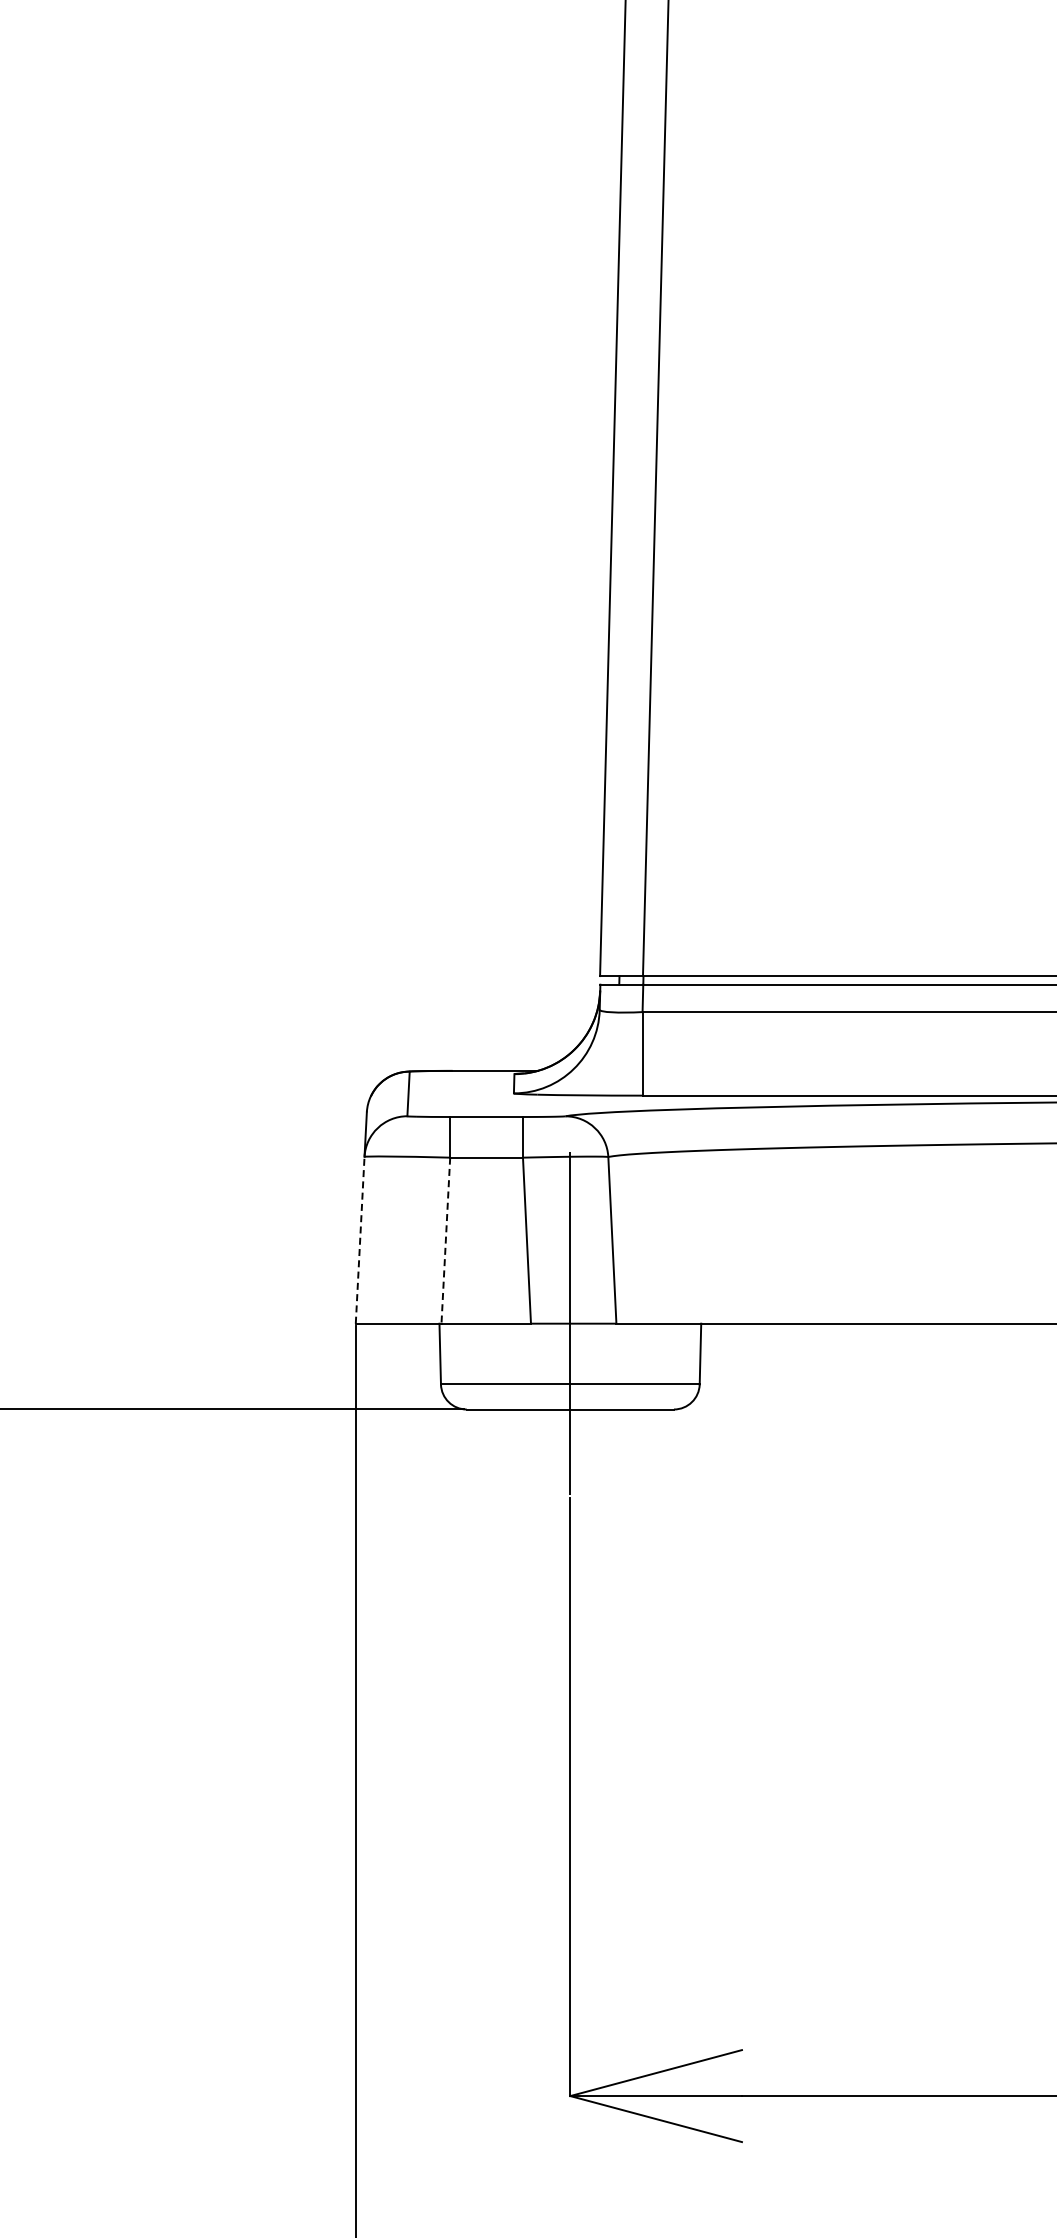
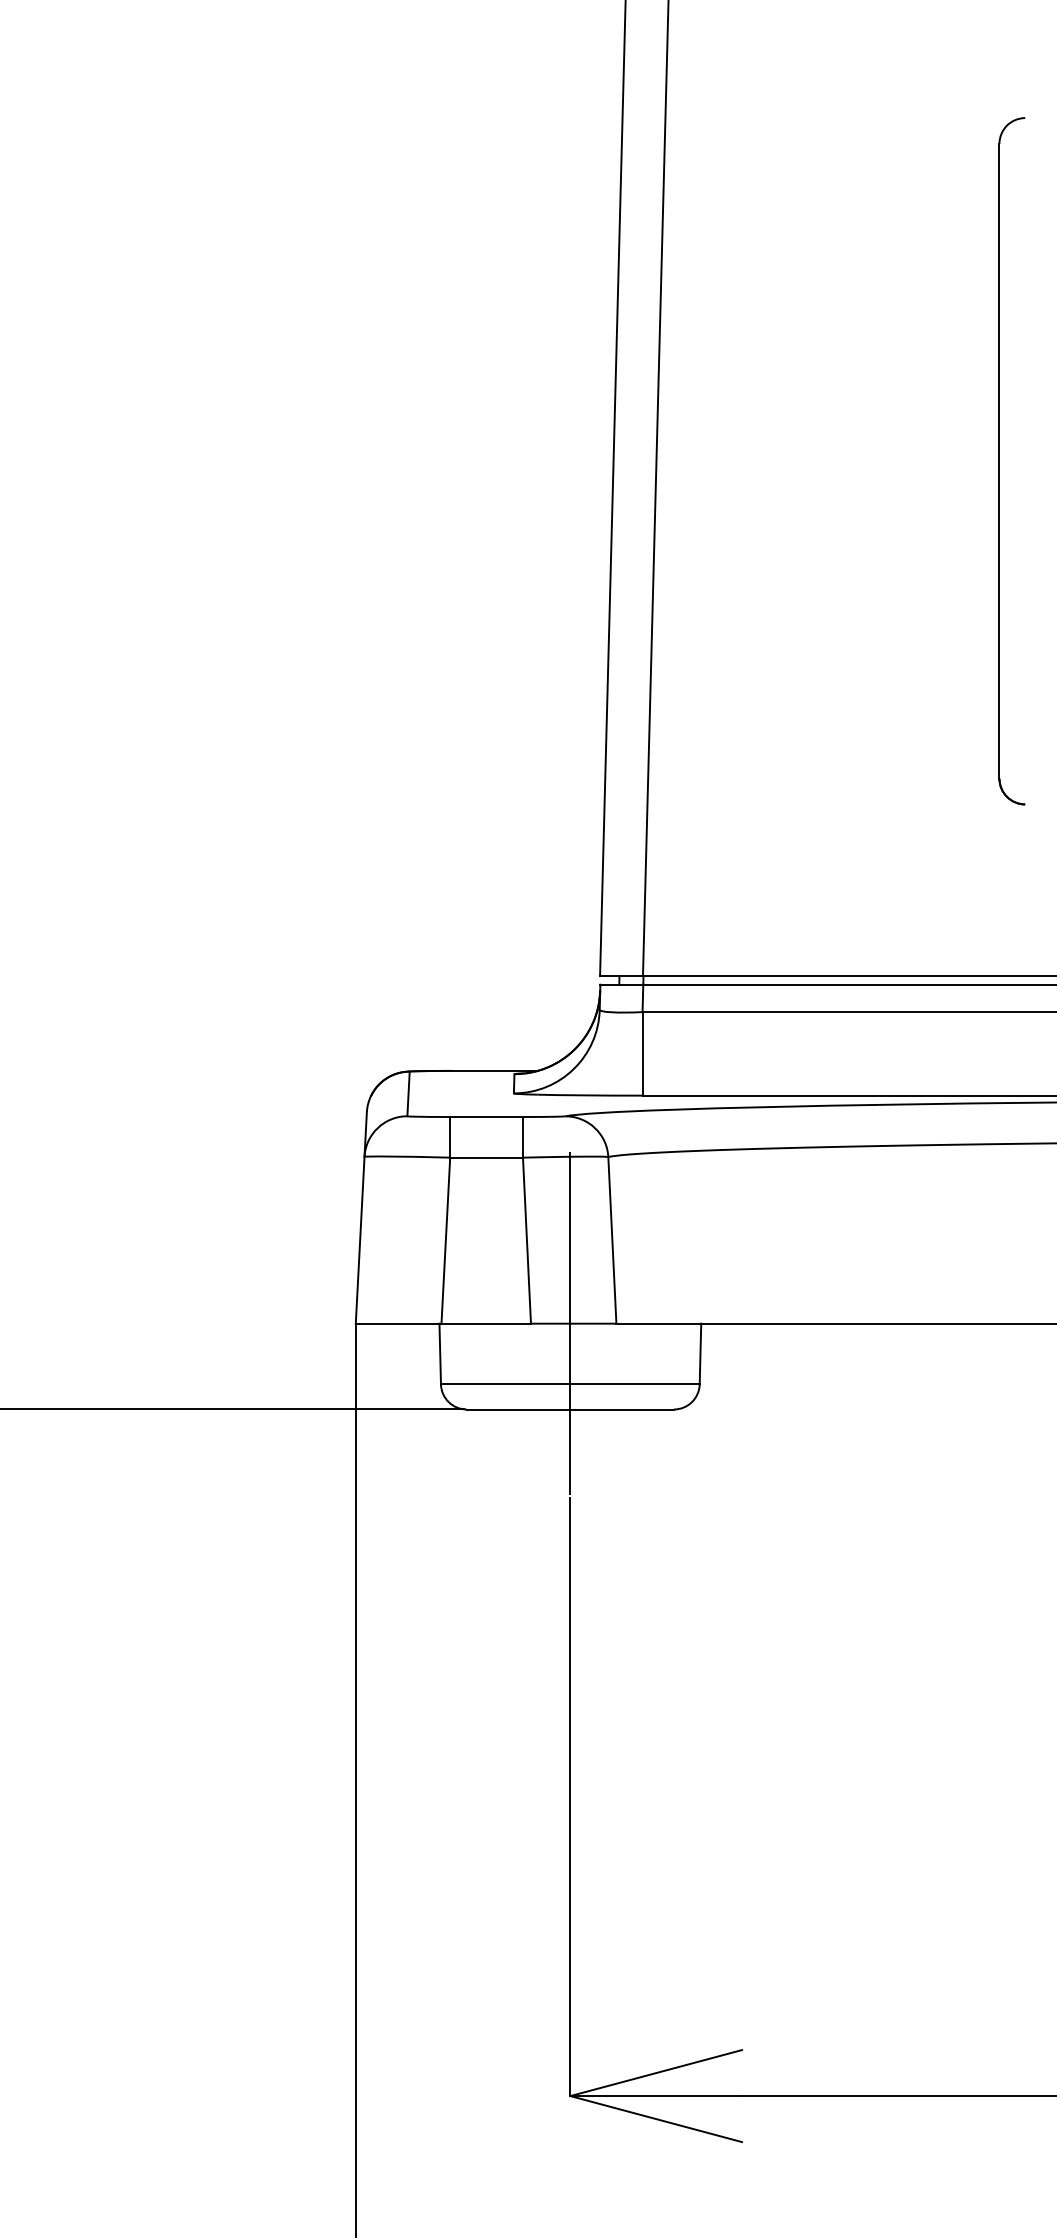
part: none -> present (999, 461)
line: dashed -> solid (360, 1239)
line: dashed -> solid (445, 1241)
